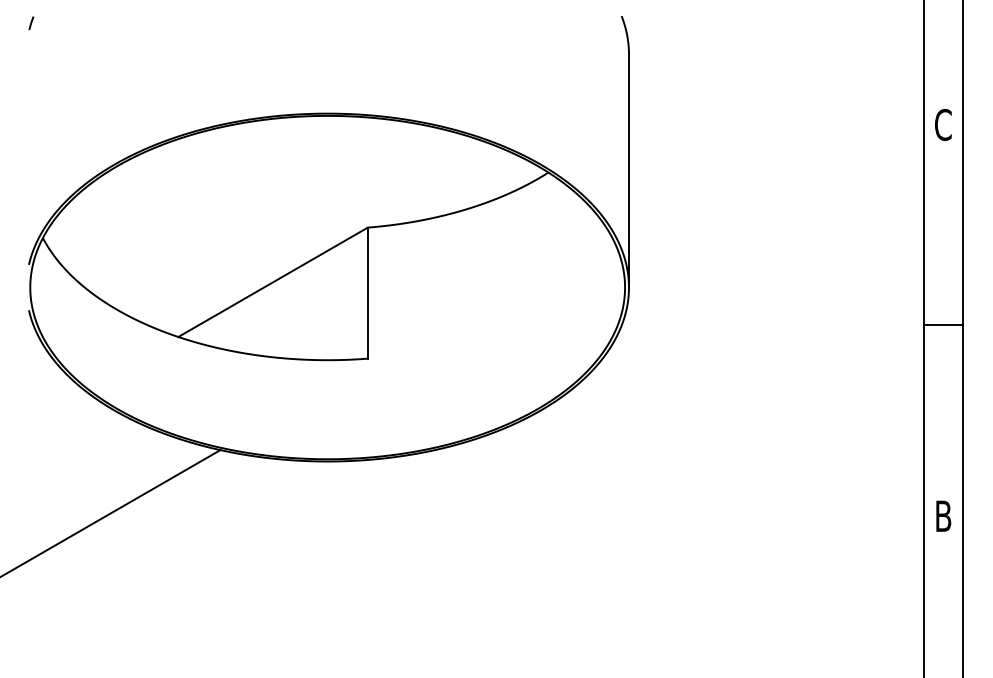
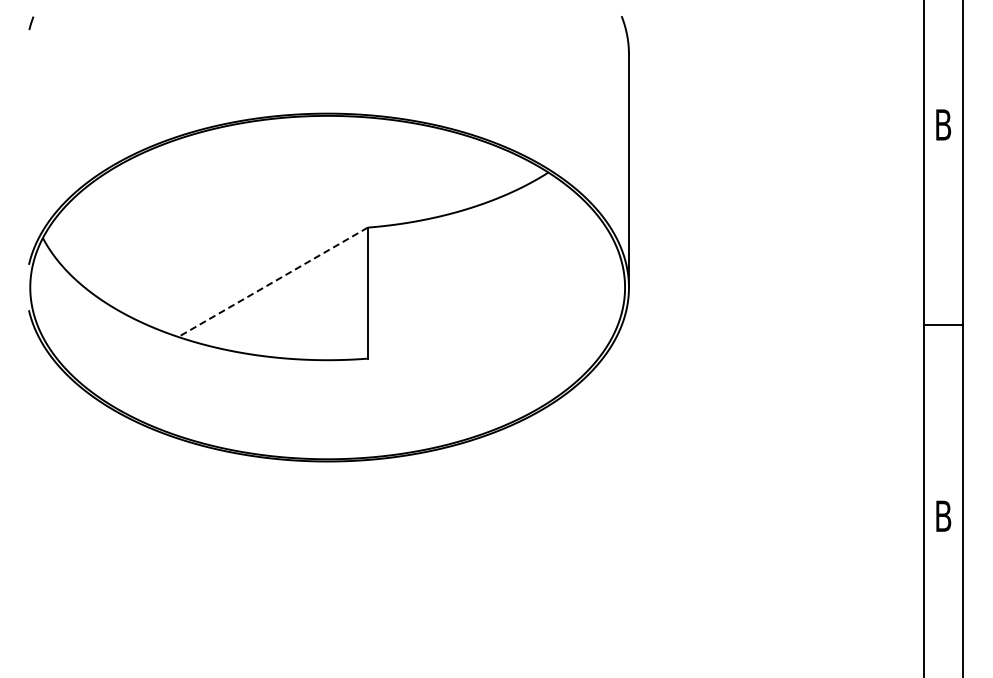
text: C -> B (943, 124)
line: solid -> dashed (272, 282)
line: present -> none (111, 513)
